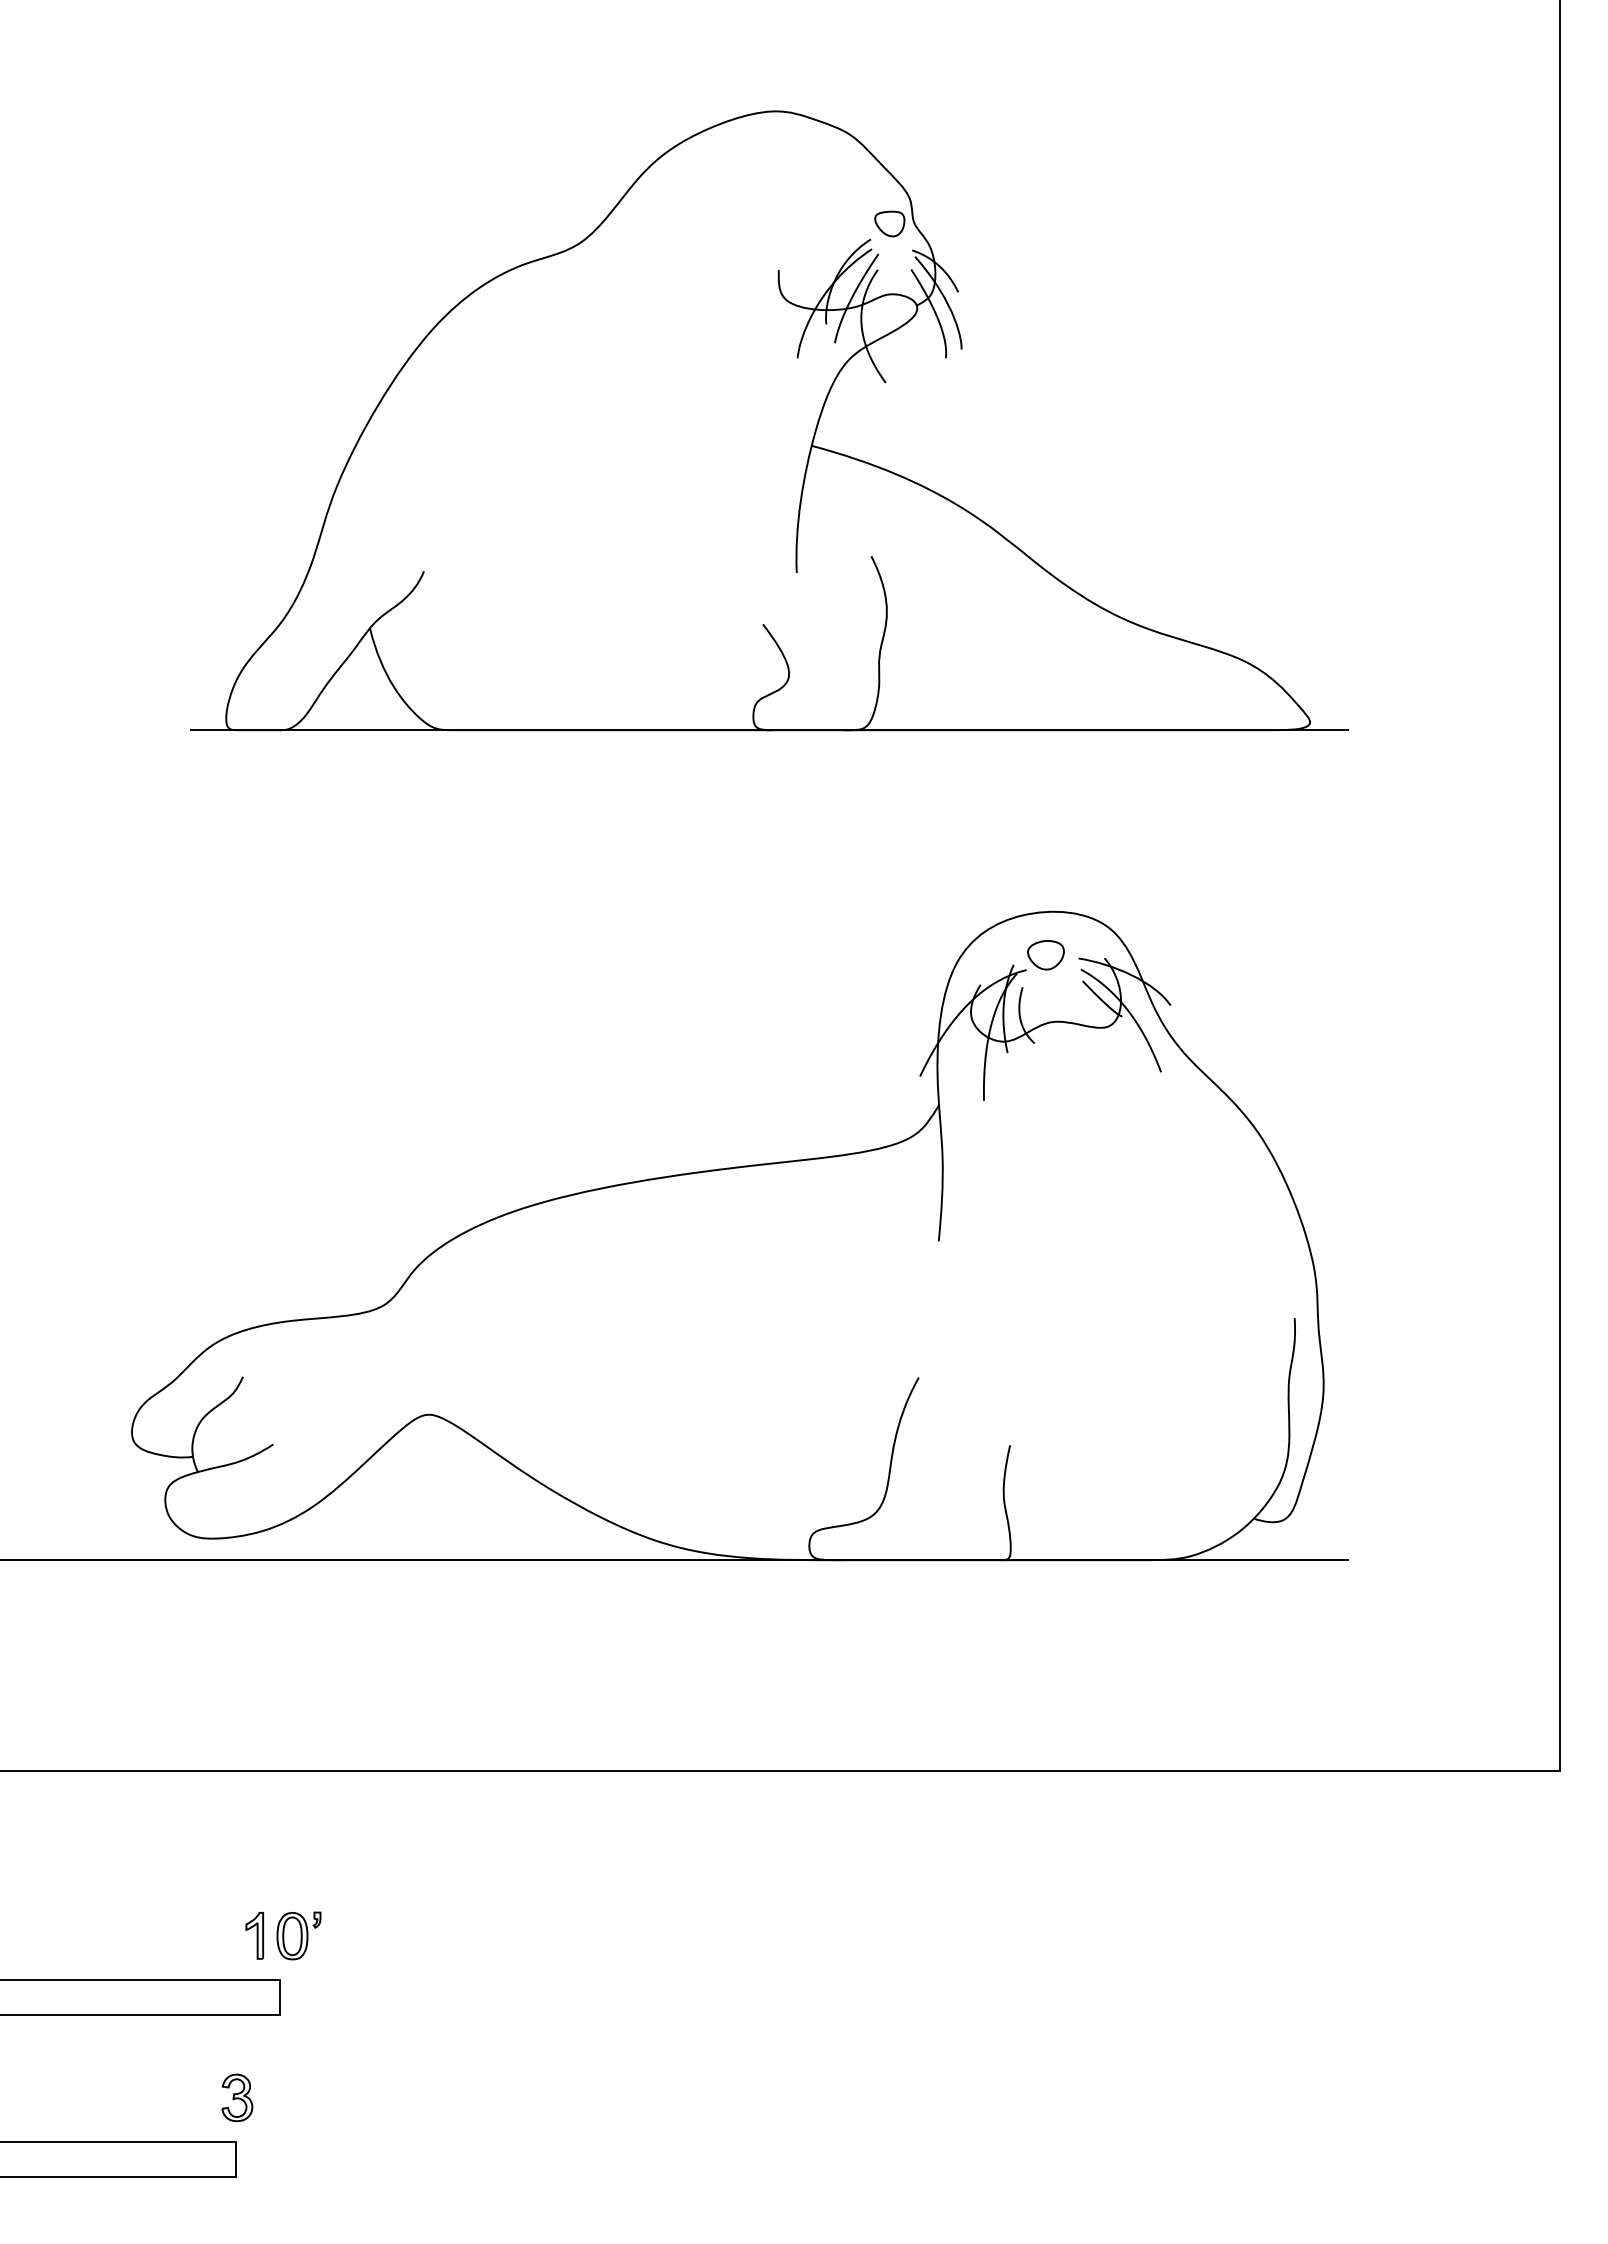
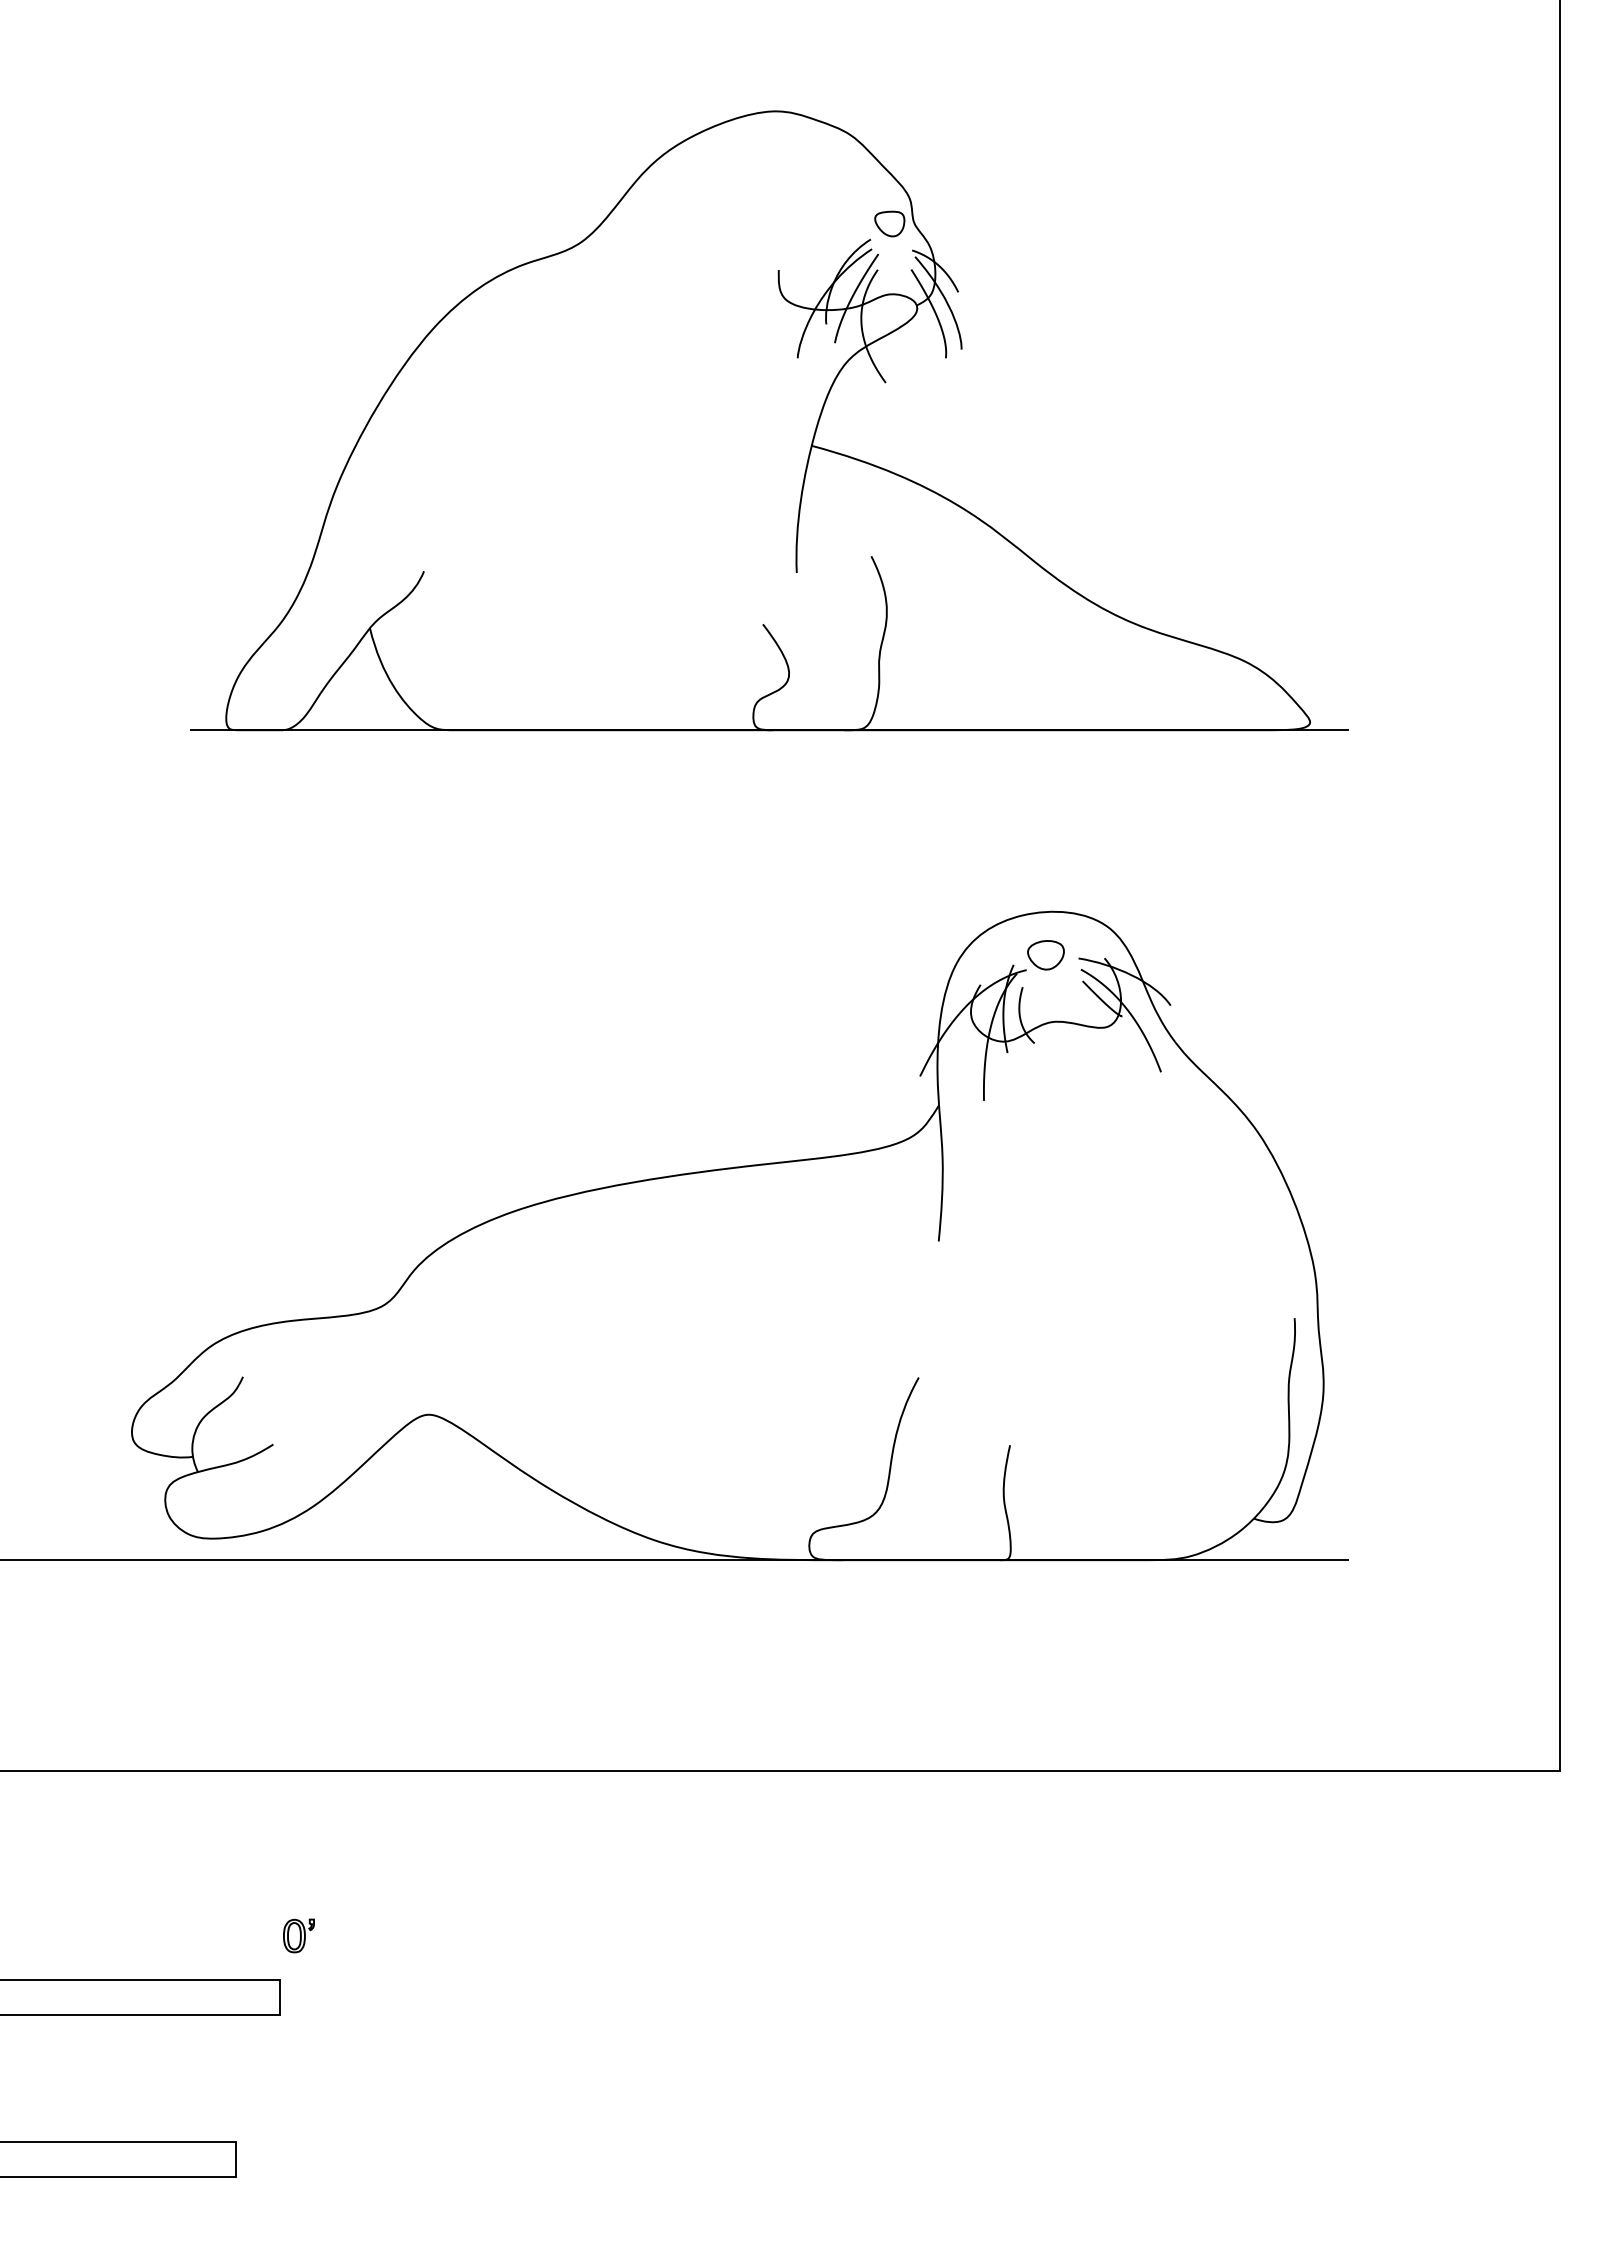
part: present -> none (254, 1935)
part size: 46x50 px -> 32x36 px (298, 1935)
part: present -> none (237, 2097)
